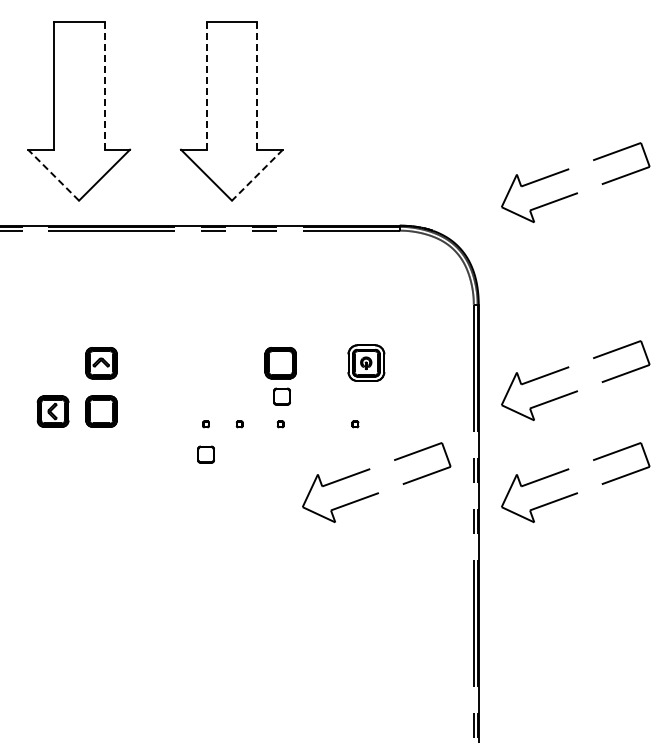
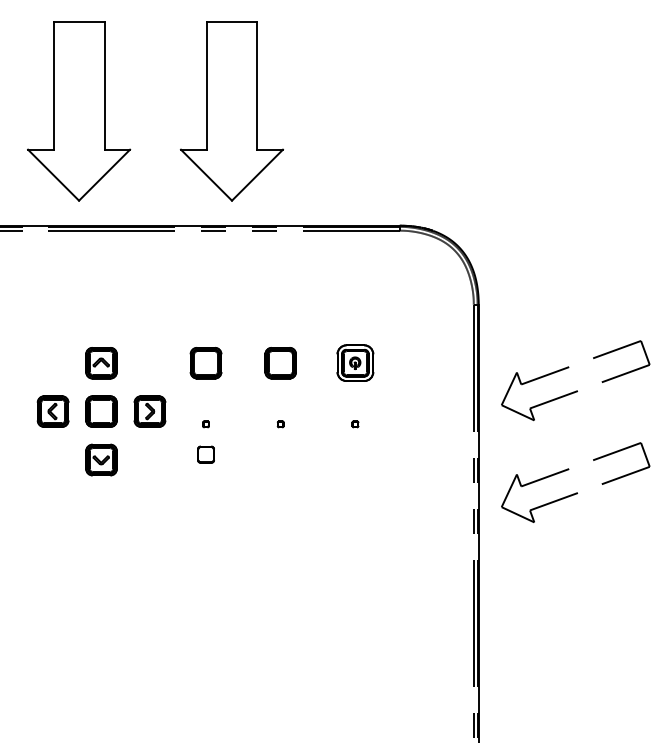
line: dashed -> solid (104, 86)
line: dashed -> solid (206, 86)
line: dashed -> solid (257, 86)
line: dashed -> solid (53, 174)
line: dashed -> solid (257, 175)
part: present -> none (576, 192)
part position: (366, 362) -> (355, 362) (355, 362)
part: none -> present (205, 363)
part: present -> none (281, 396)
part: none -> present (149, 411)
part: present -> none (239, 424)
part: none -> present (101, 459)
part: present -> none (376, 492)
